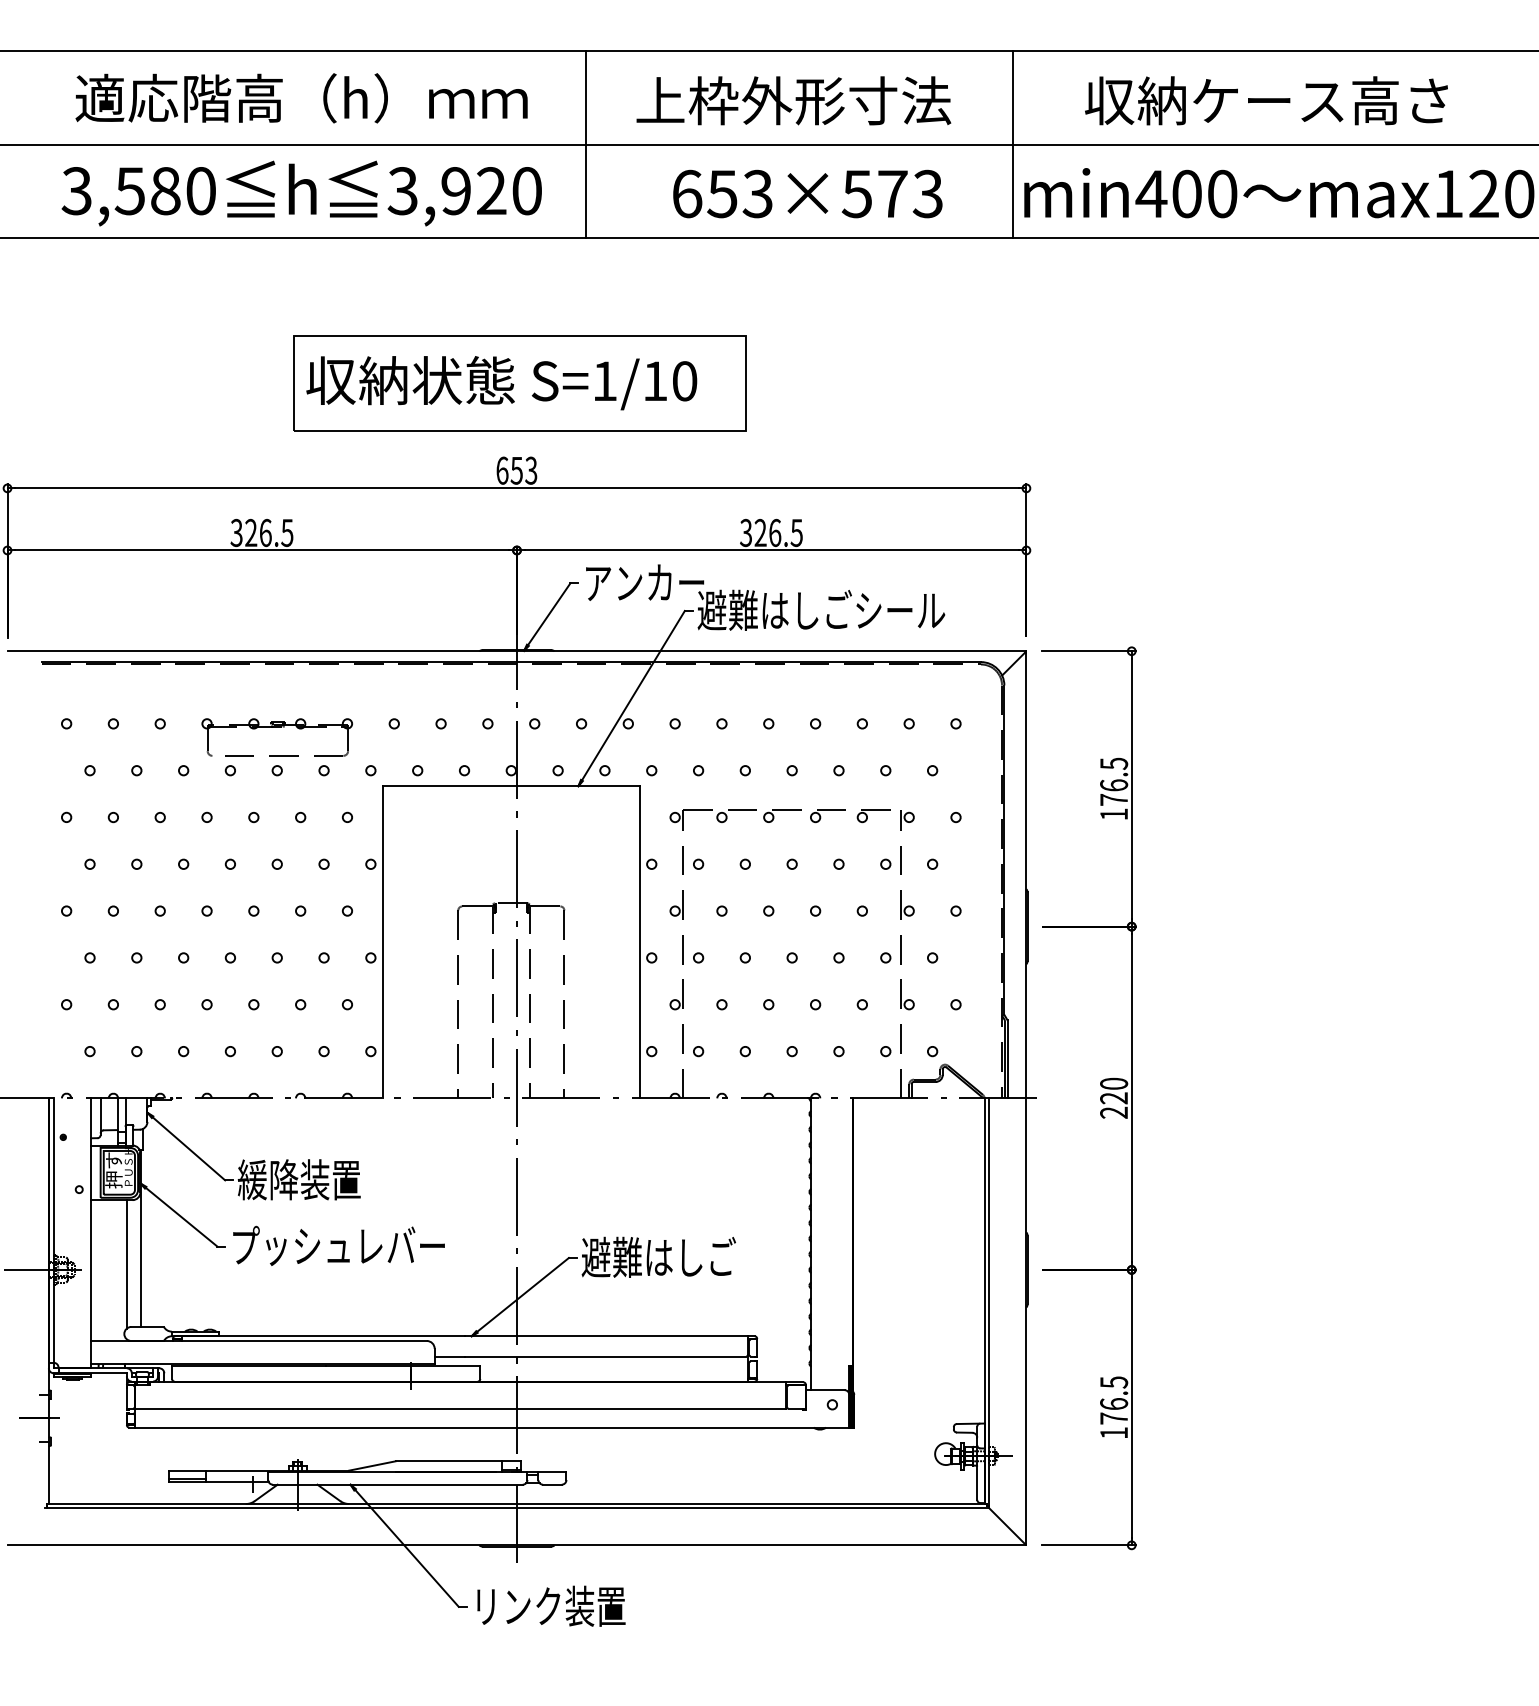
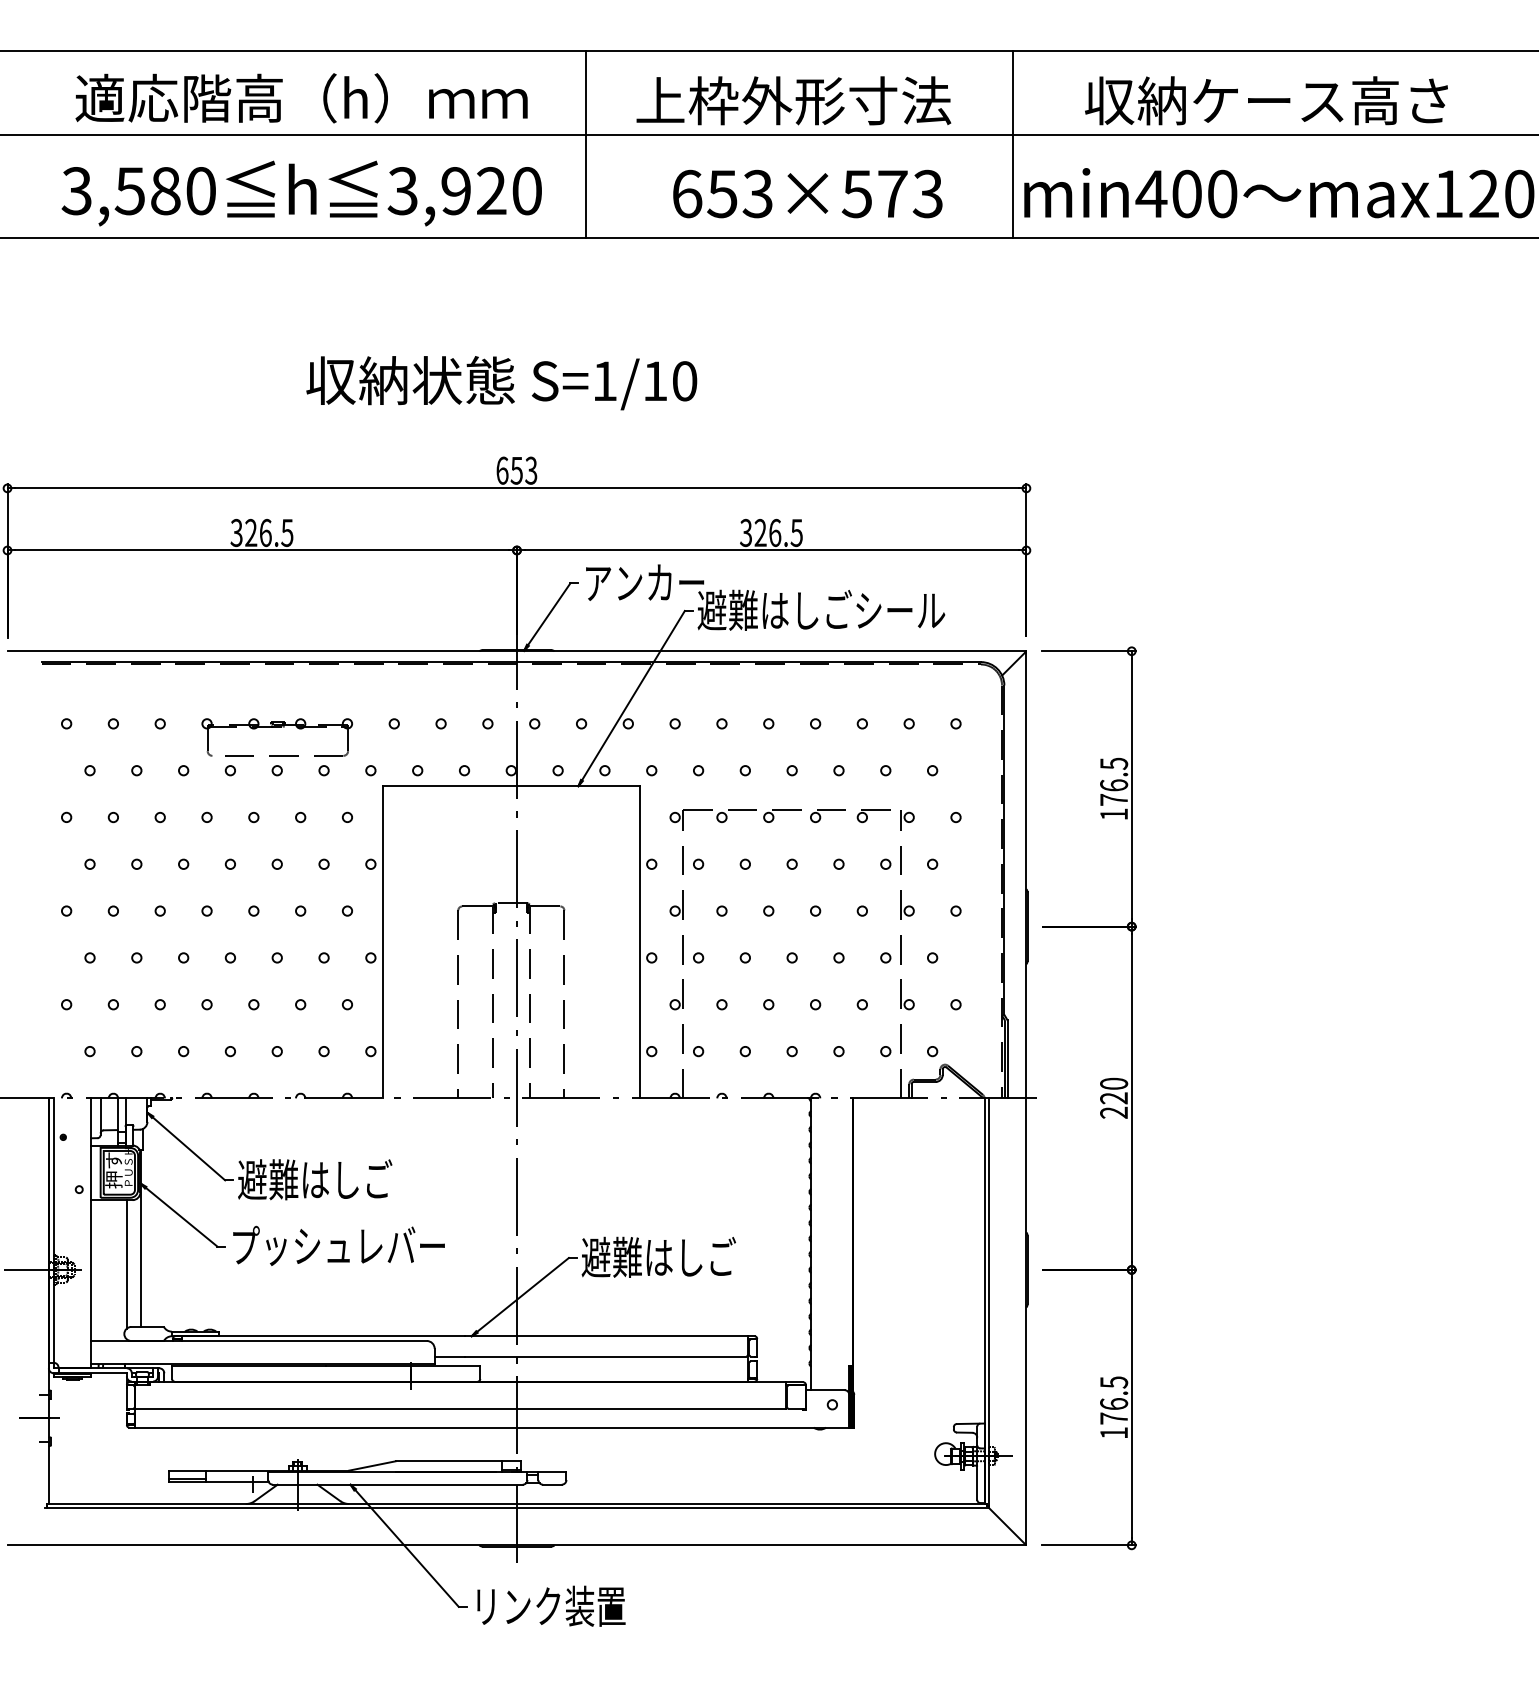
line position: (768, 144) -> (768, 134) (768, 134)
part: present -> none (519, 383)
text: 緩降装置 -> 避難はしご (314, 1179)
